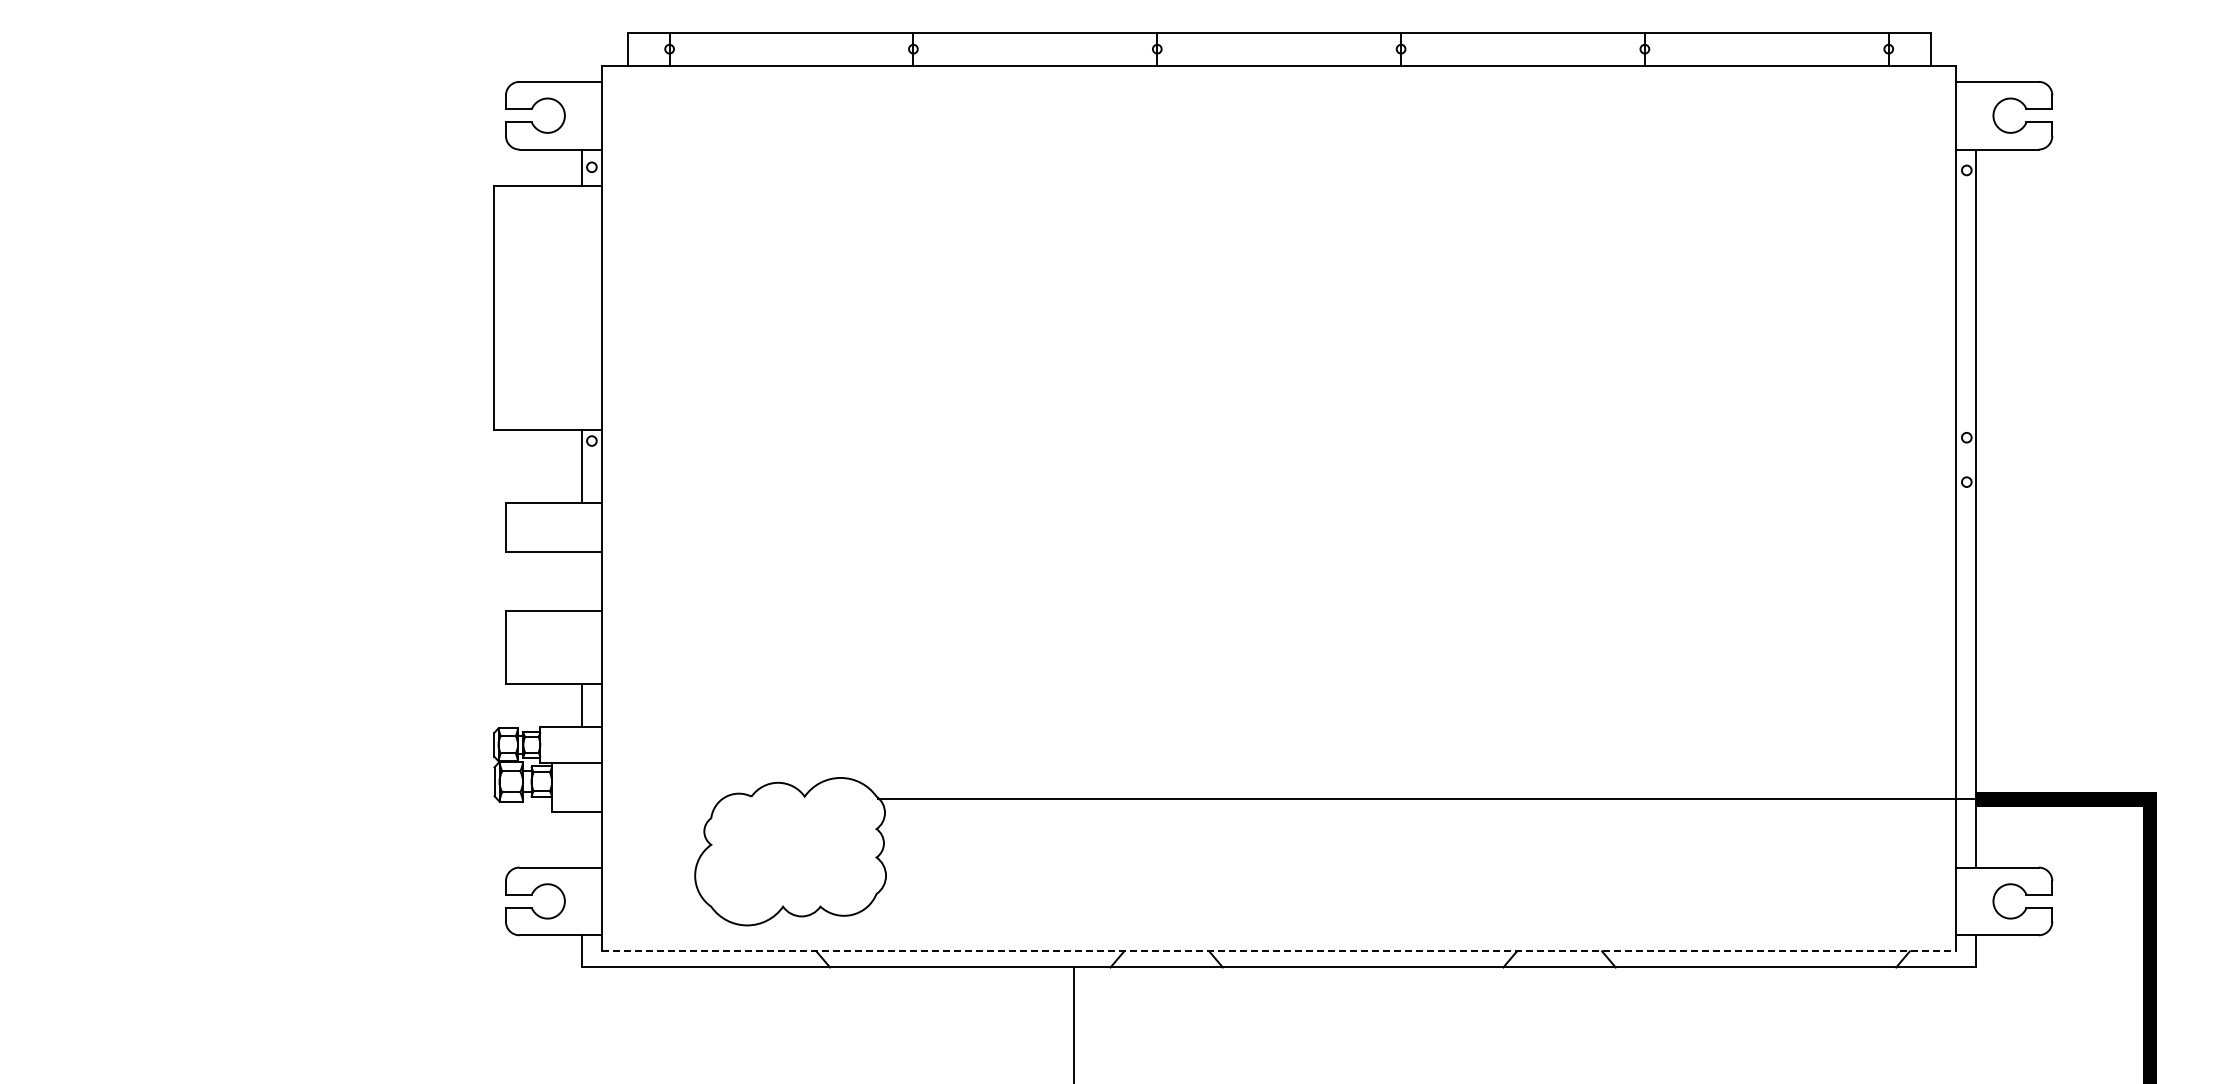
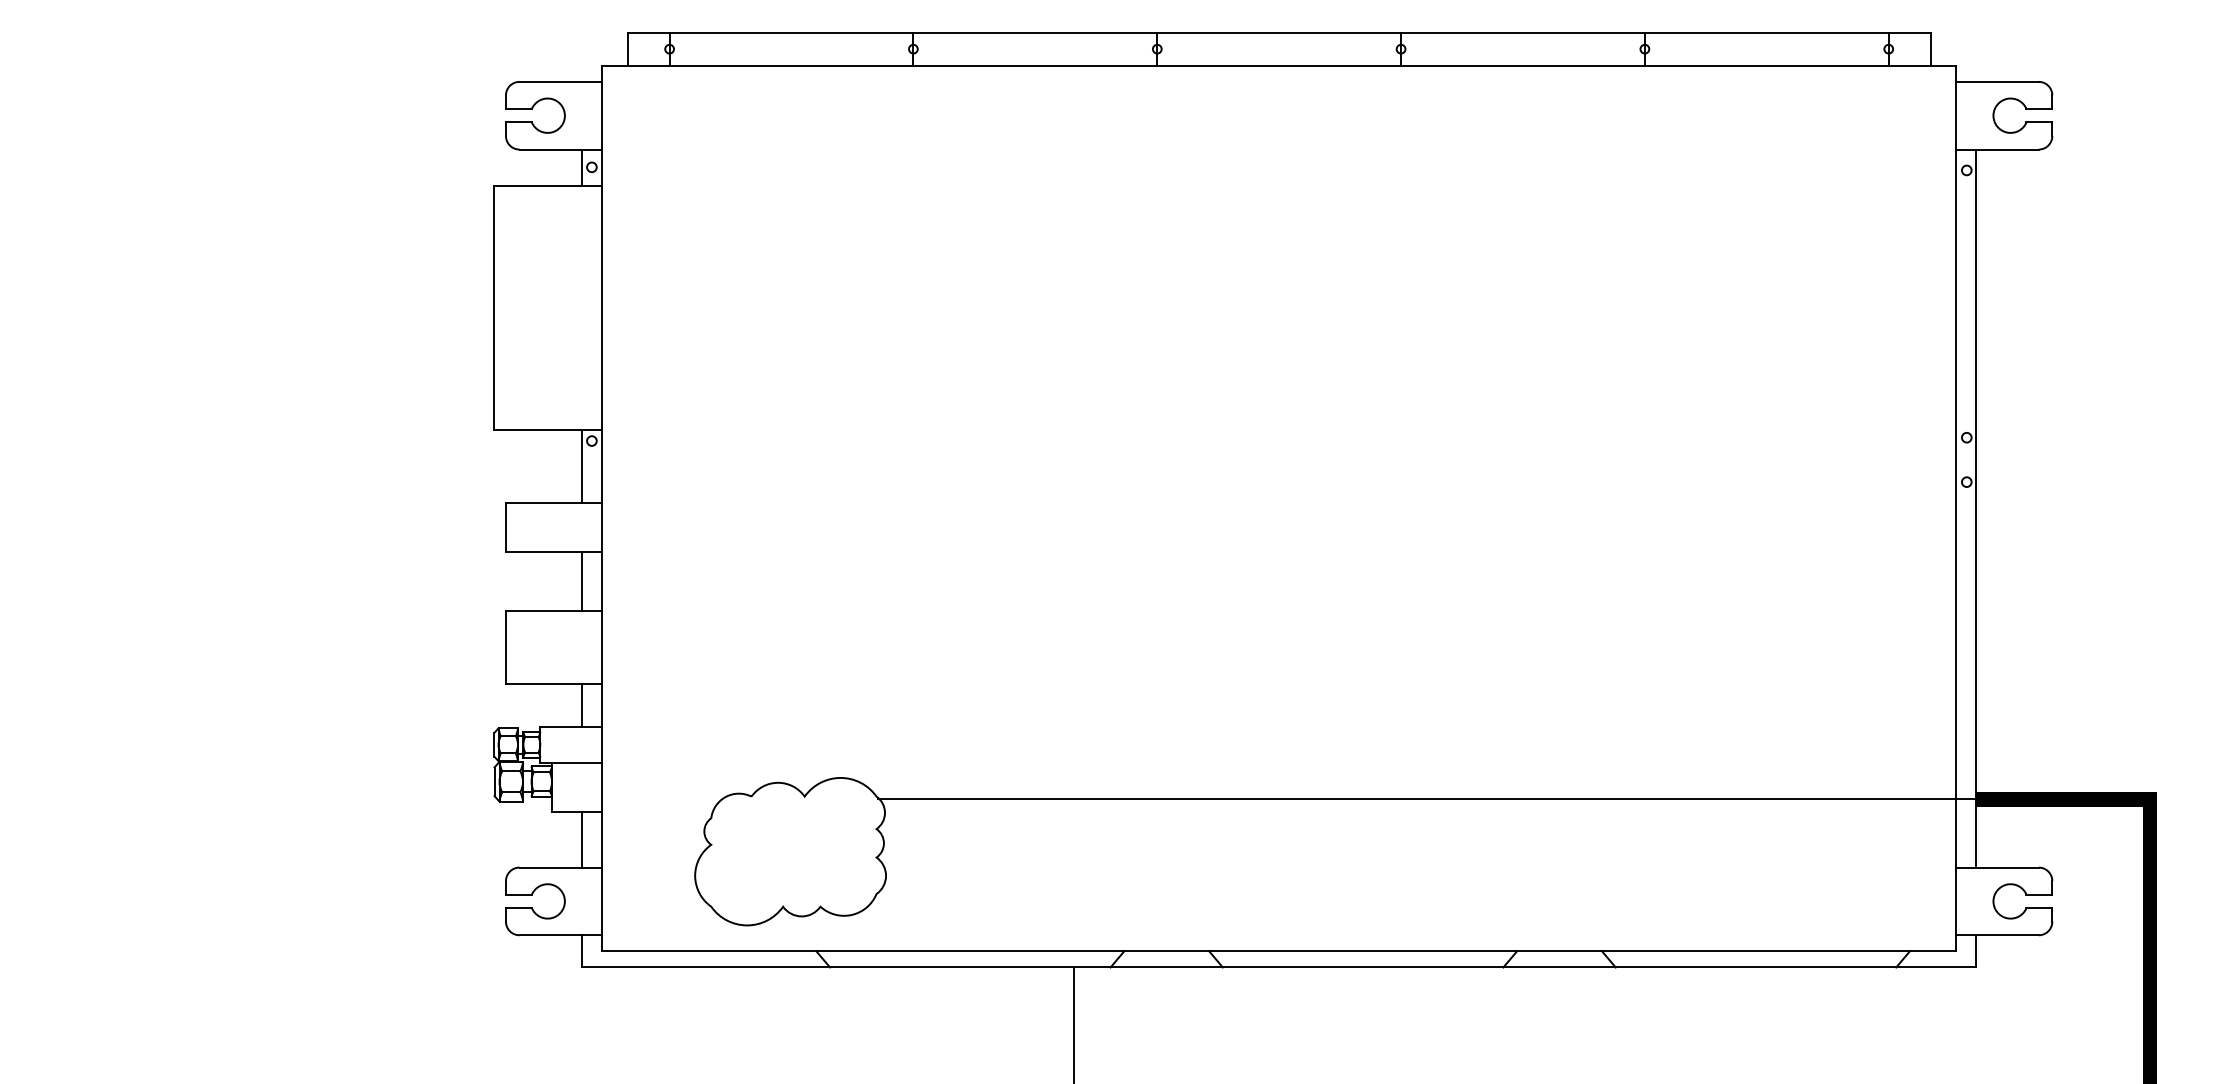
line: none -> present (581, 580)
line: none -> present (581, 839)
line: dashed -> solid (1279, 951)
